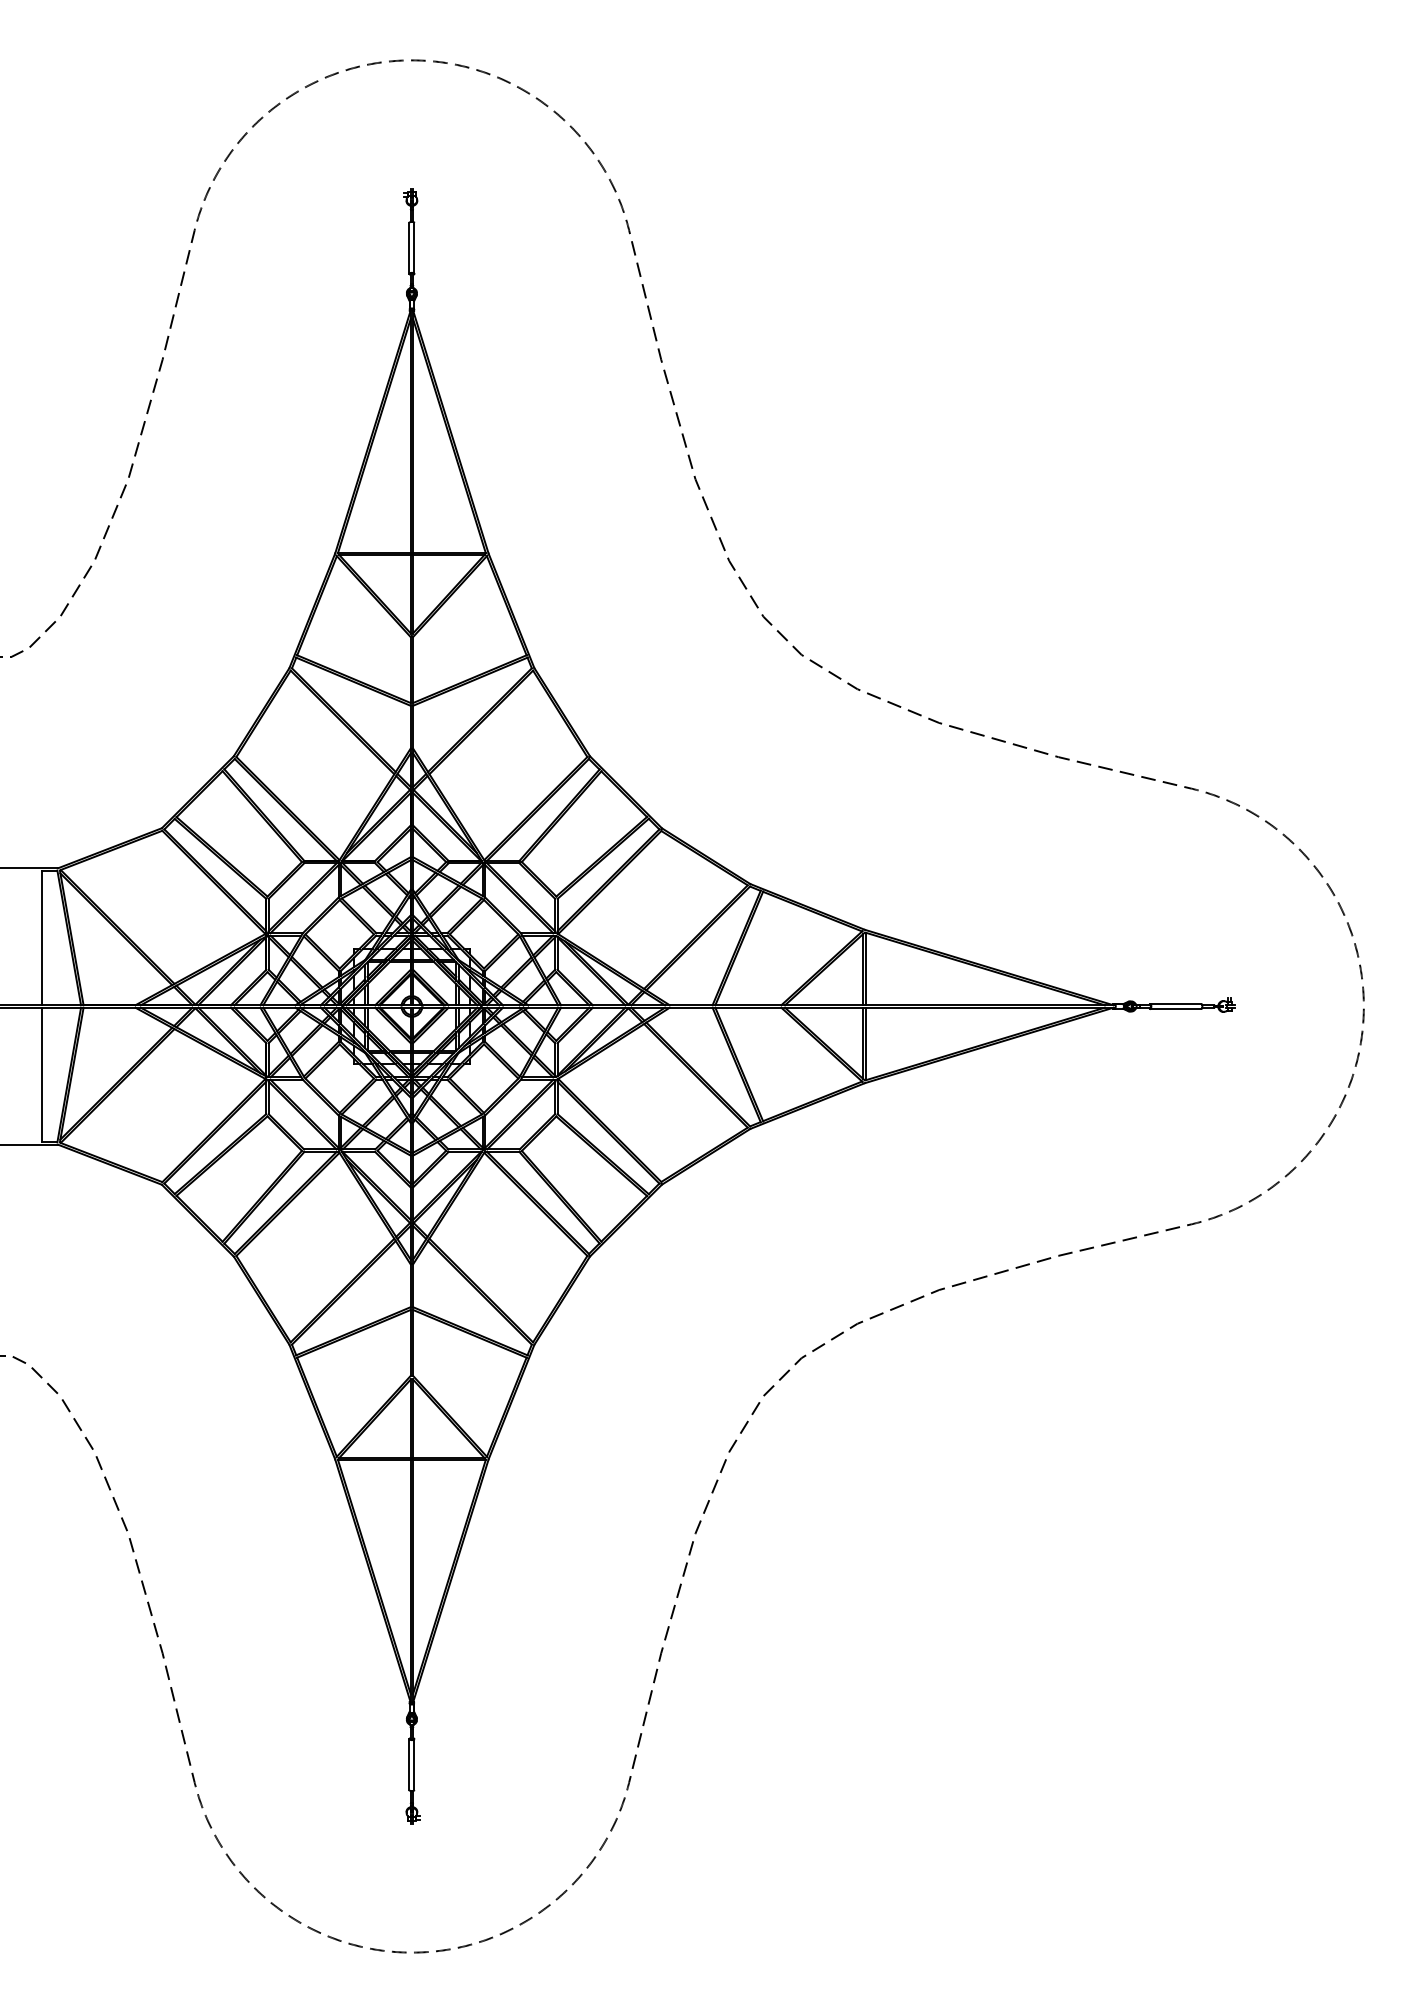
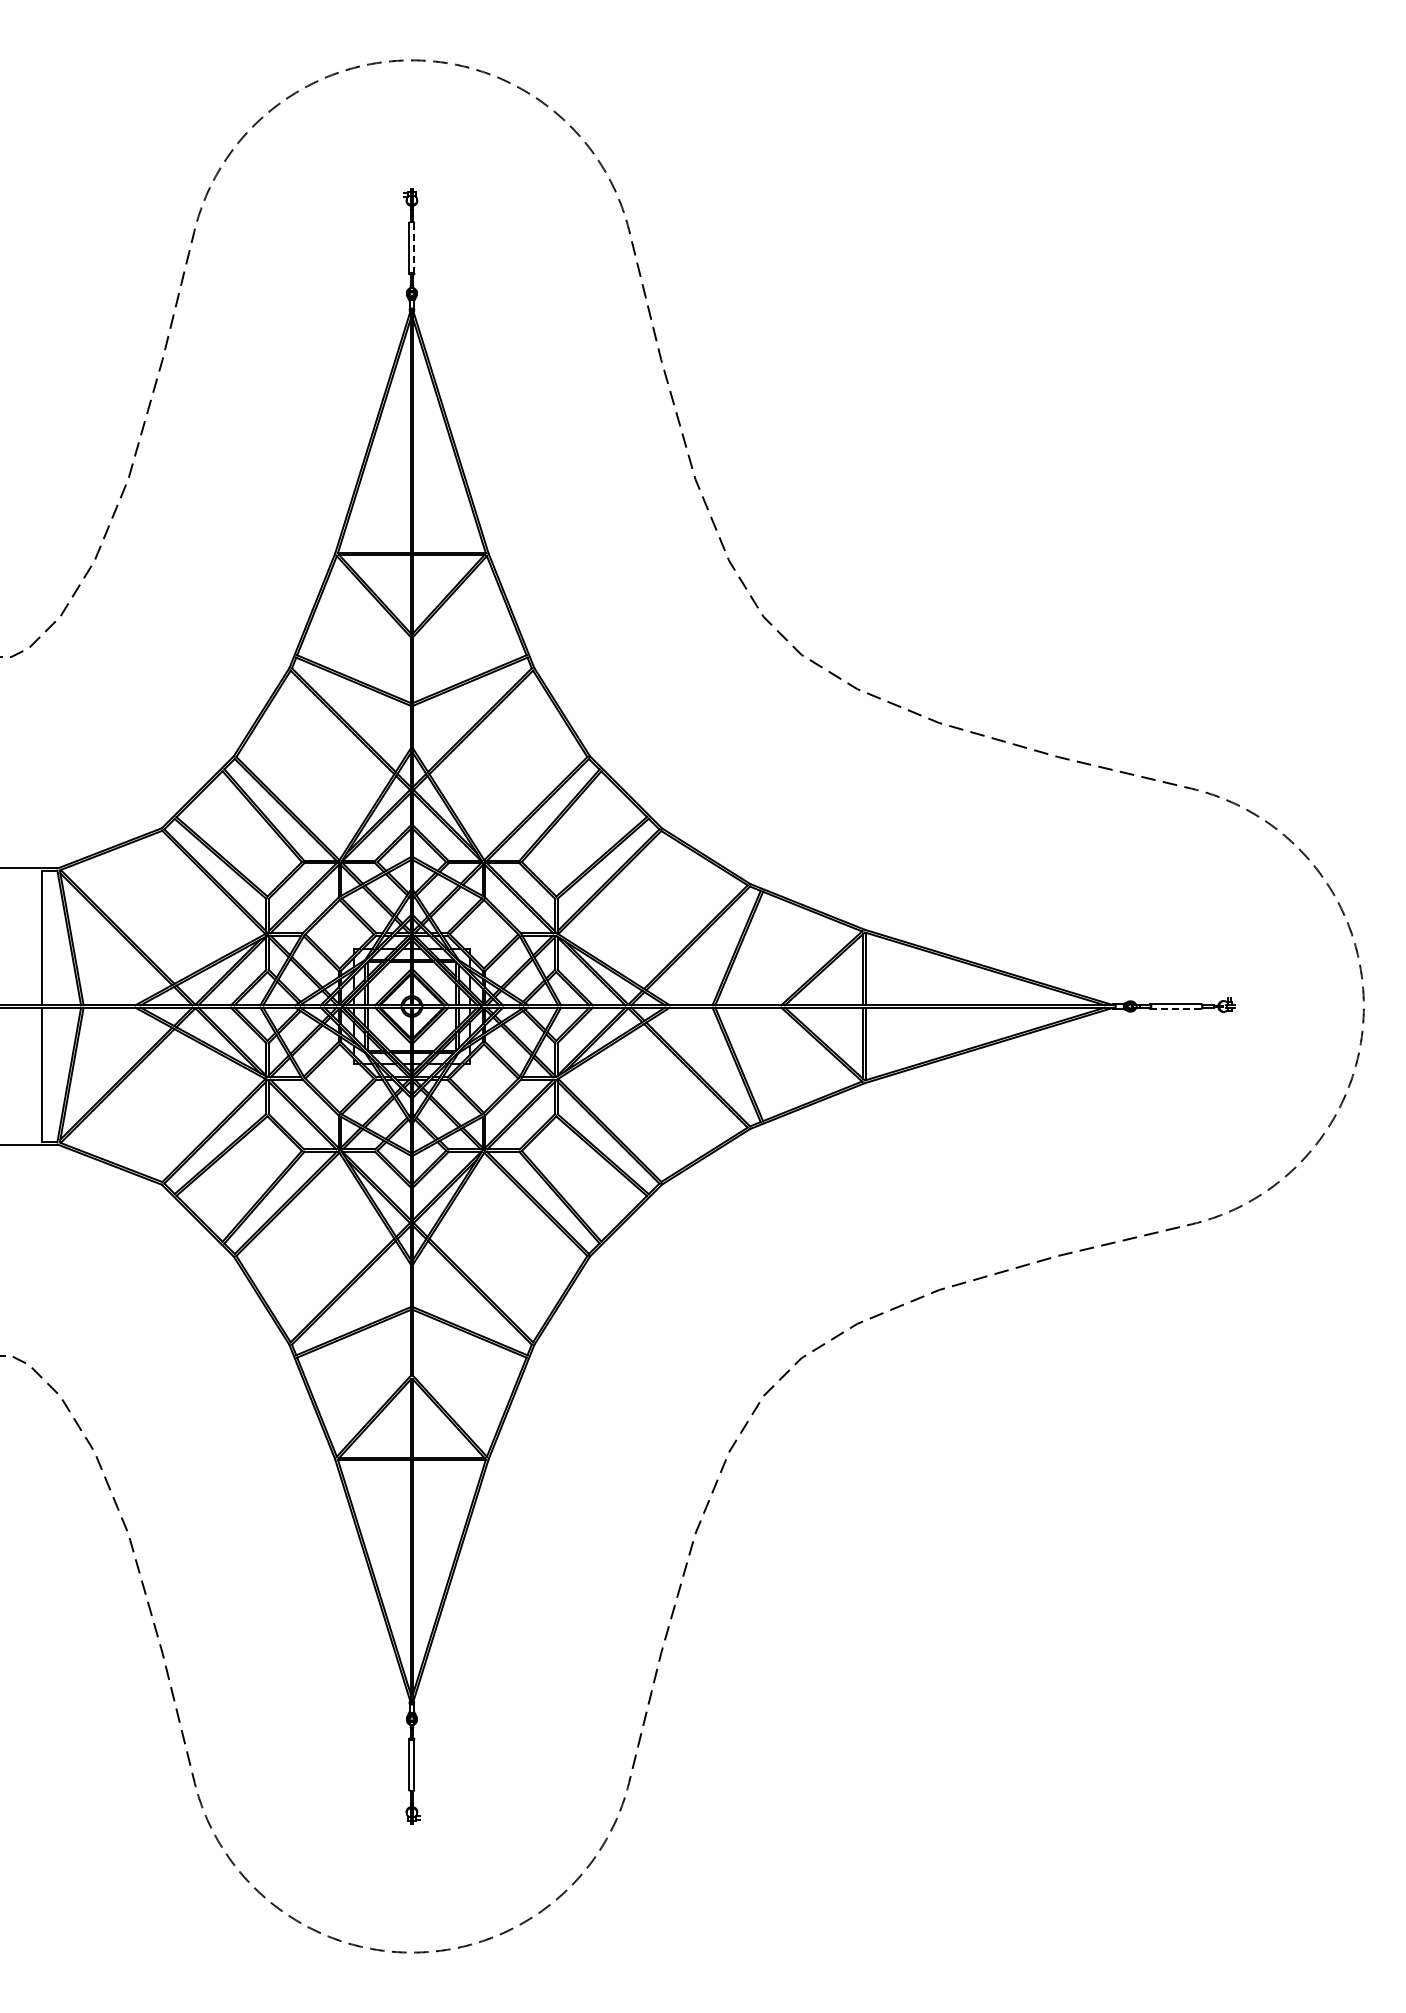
line: solid -> dashed (414, 248)
line: solid -> dashed (1175, 1009)
